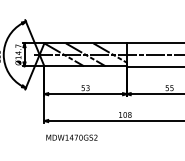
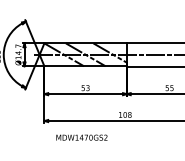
text position: (71, 137) -> (81, 137) (81, 137)
